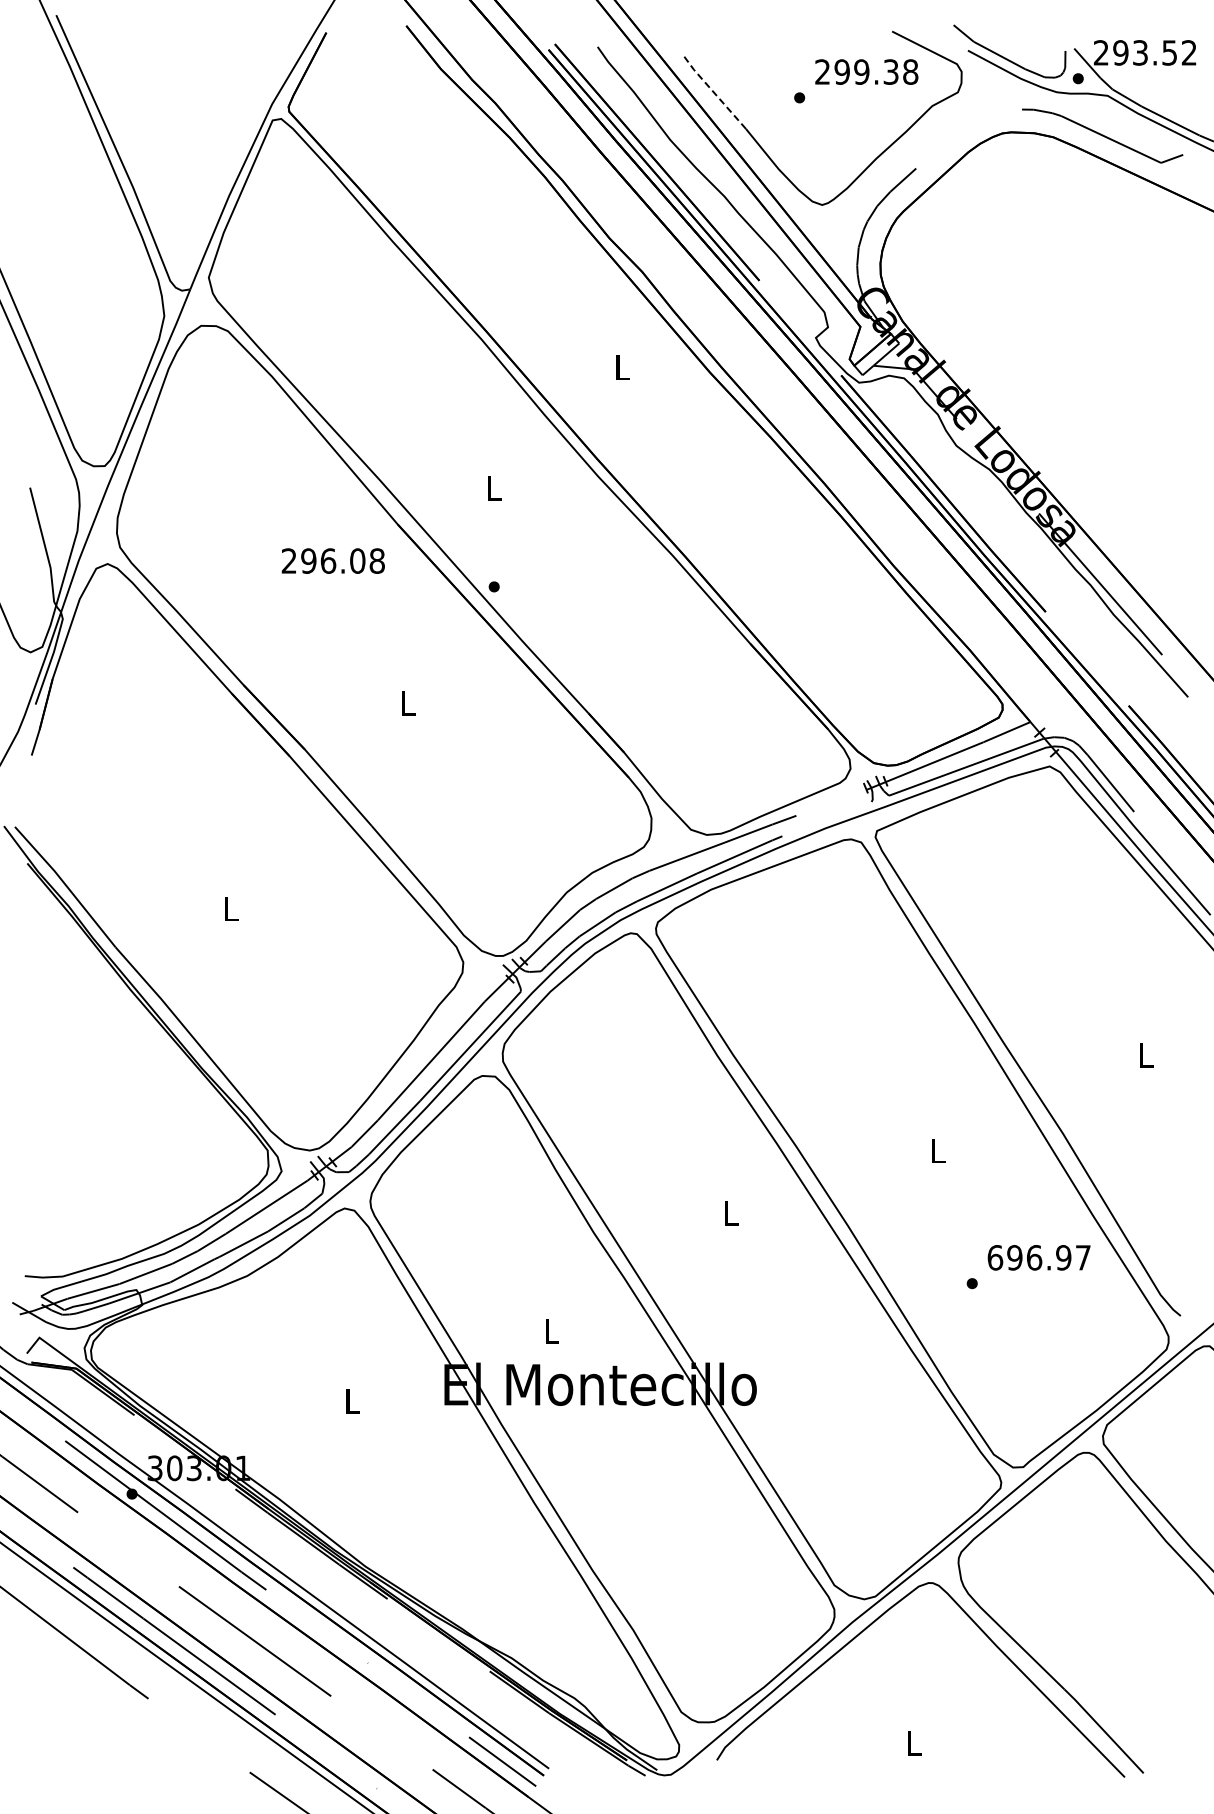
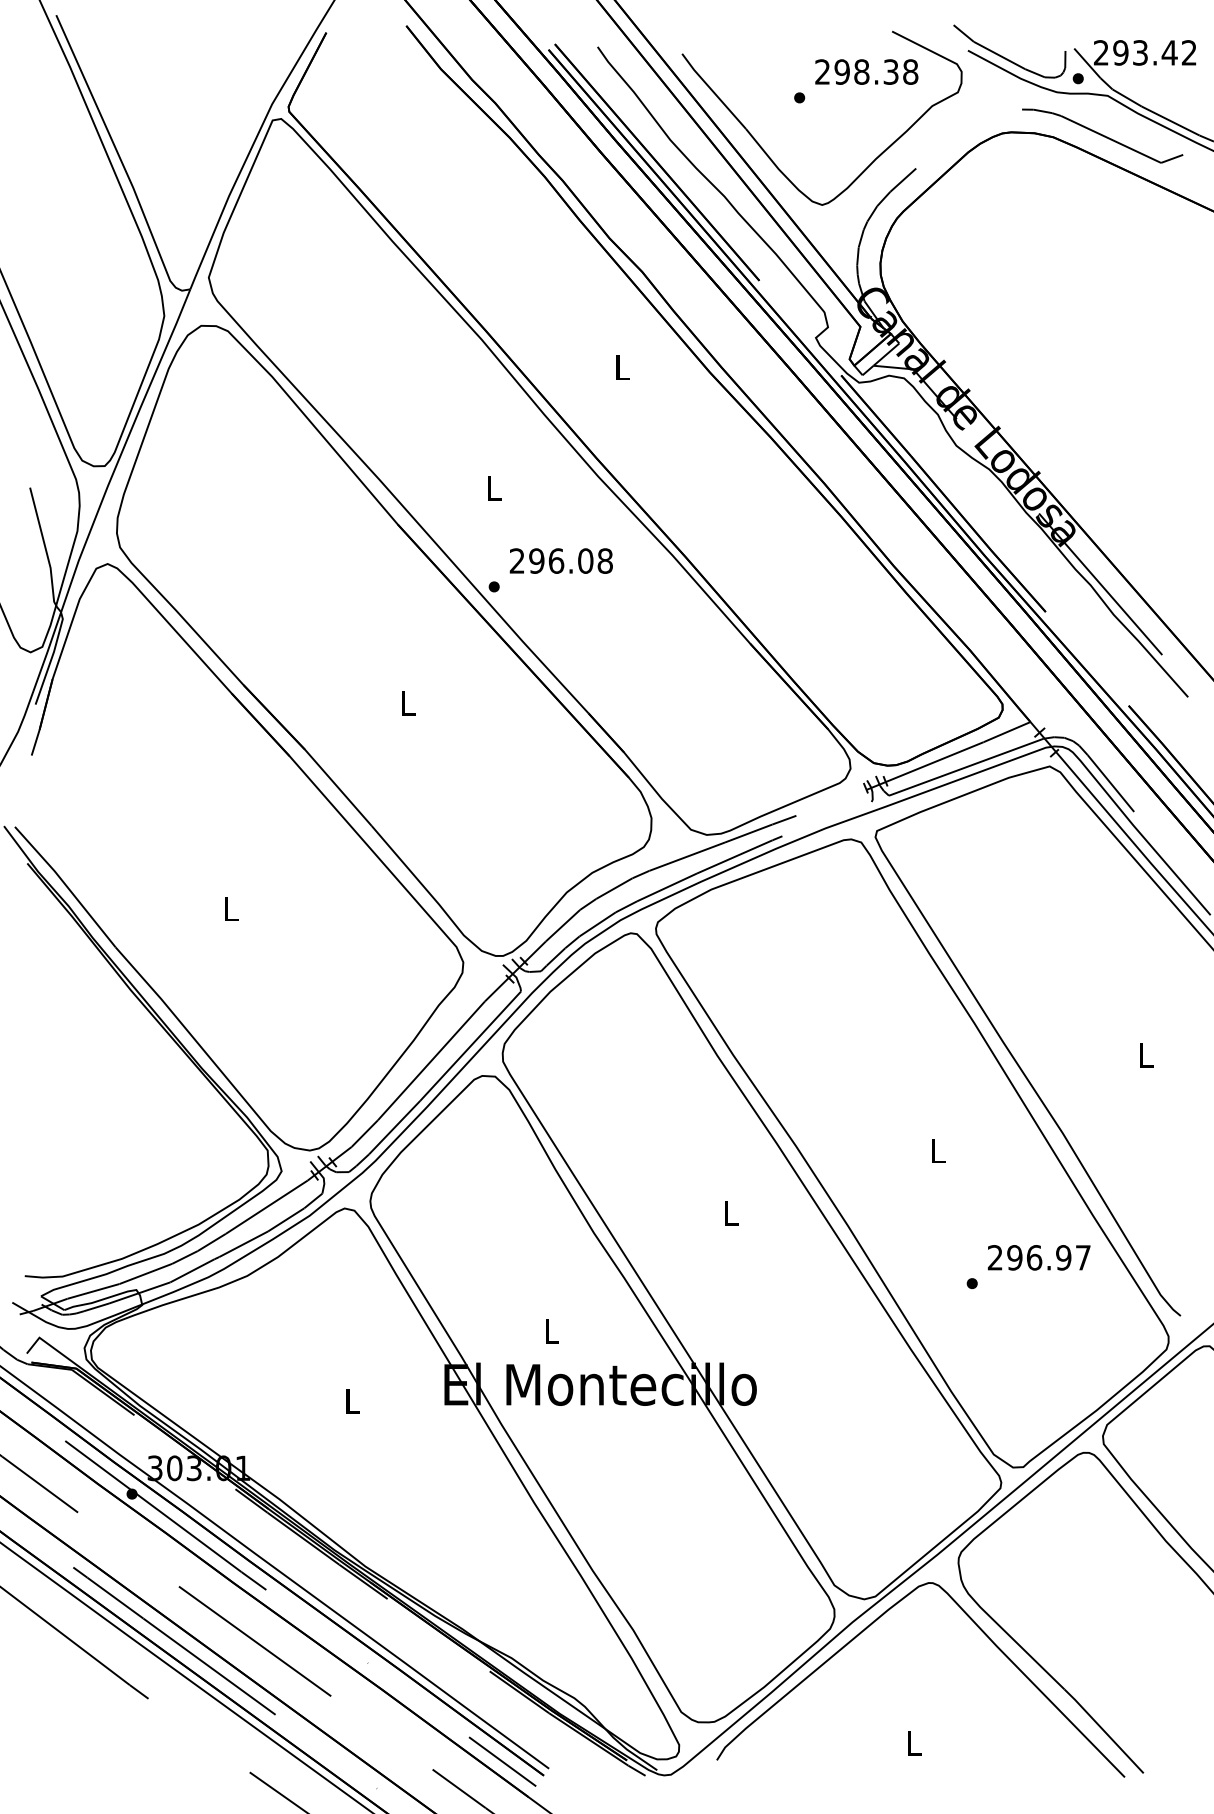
text: 293.52 -> 293.42 (1169, 52)
text: 299.38 -> 298.38 (861, 71)
line: dashed -> solid (712, 90)
text position: (332, 560) -> (560, 560) (560, 560)
text: 696.97 -> 296.97 (995, 1257)
